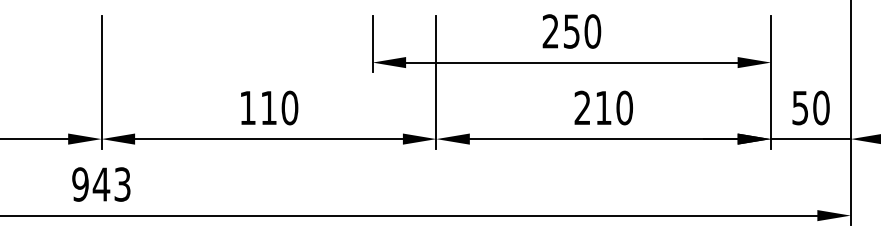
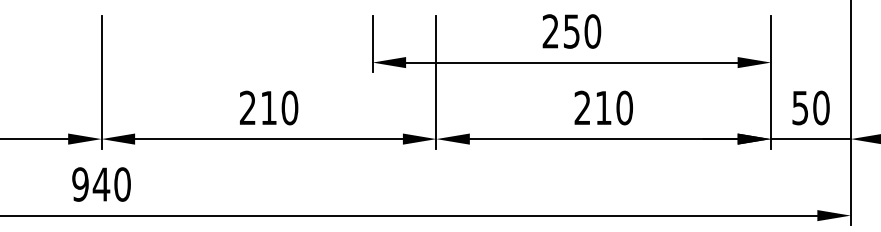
text: 110 -> 210 (247, 107)
text: 943 -> 940 (122, 184)
